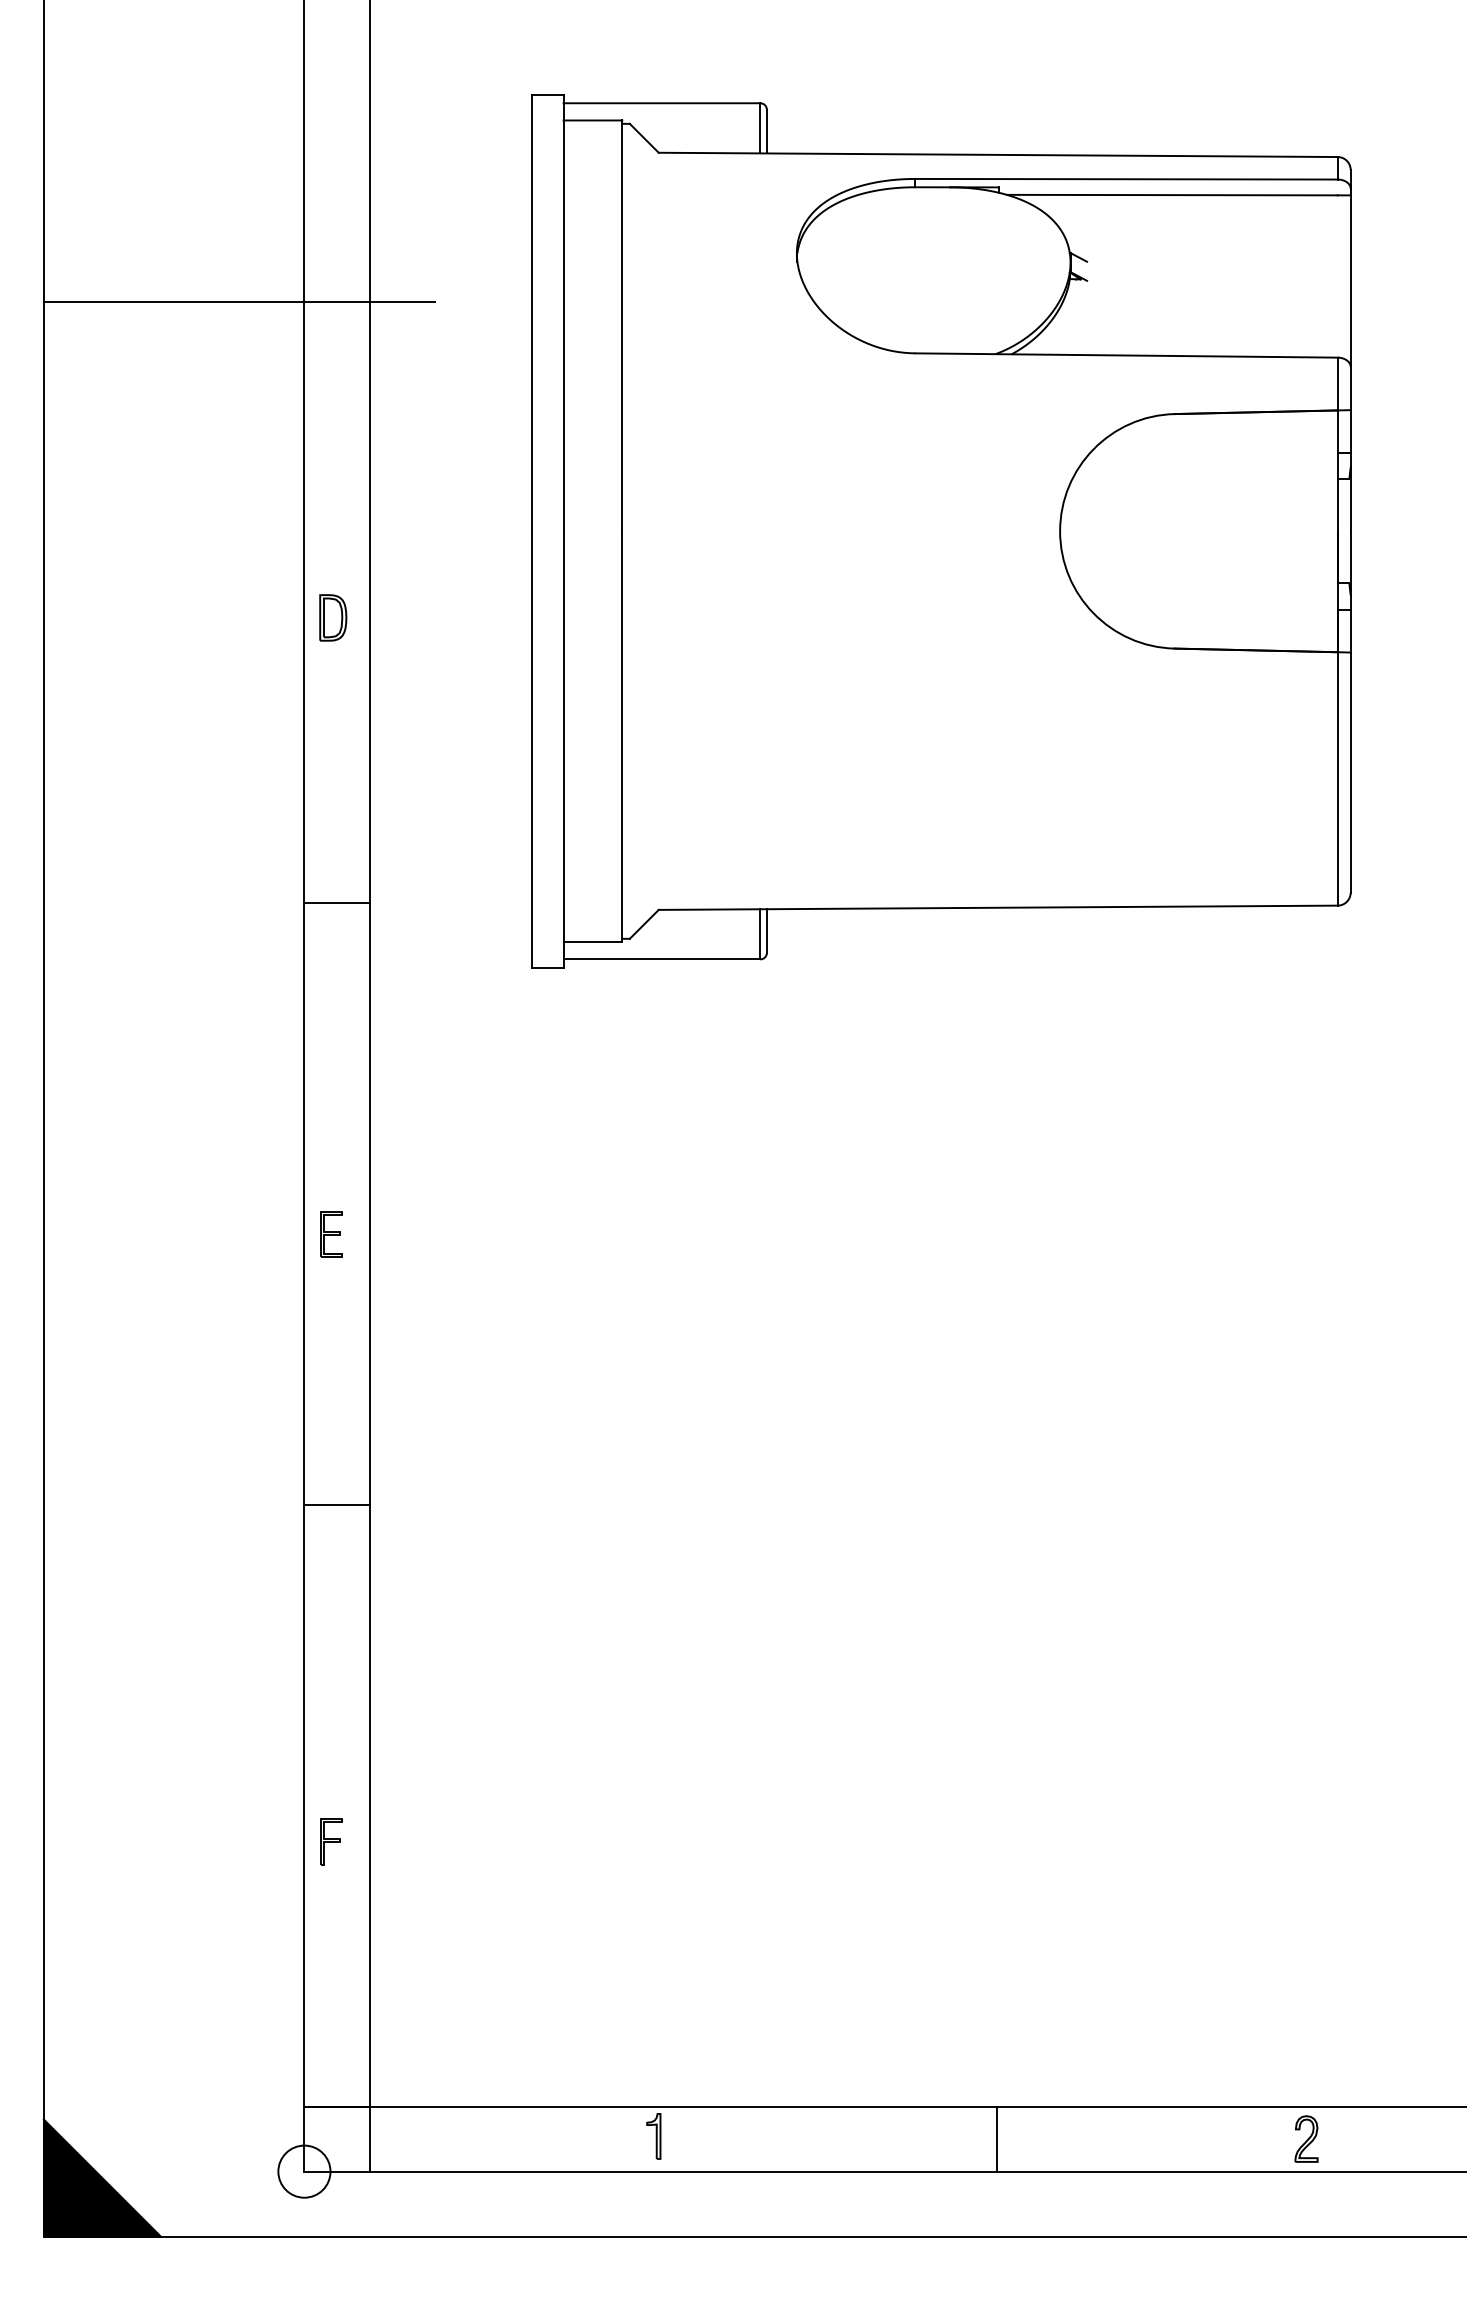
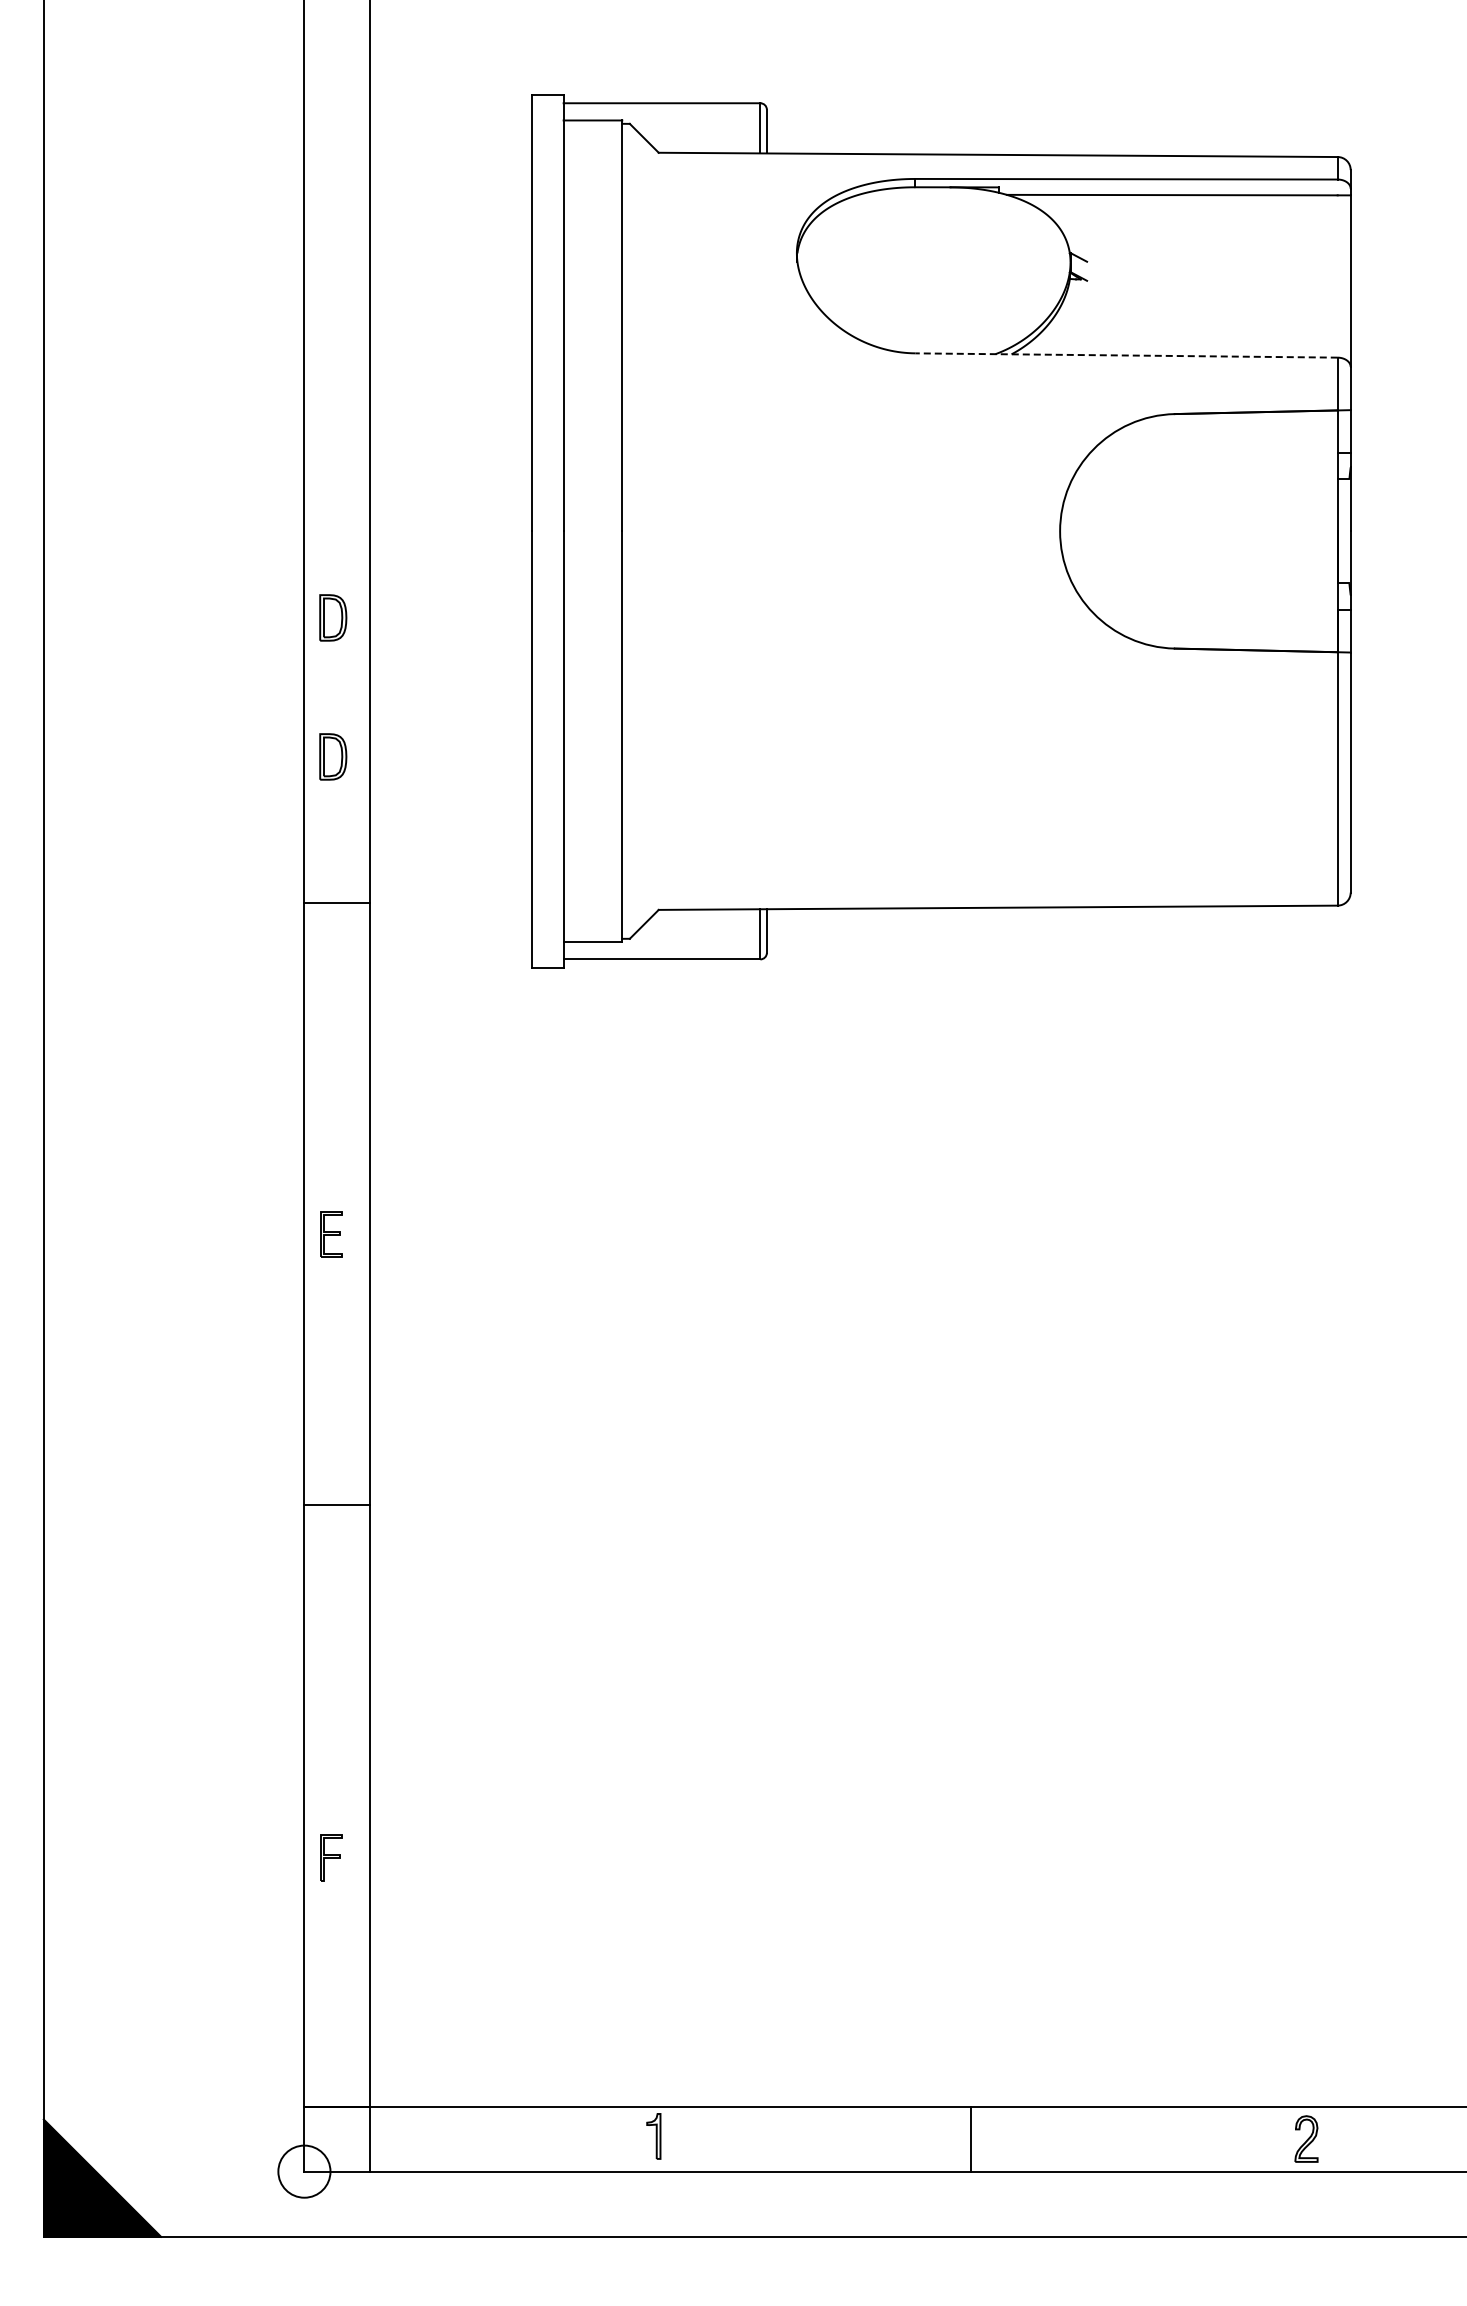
line: present -> none (238, 301)
line: solid -> dashed (1126, 355)
part: none -> present (333, 756)
part position: (331, 1841) -> (331, 1857) (331, 1857)
line position: (996, 2138) -> (970, 2138) (970, 2138)
